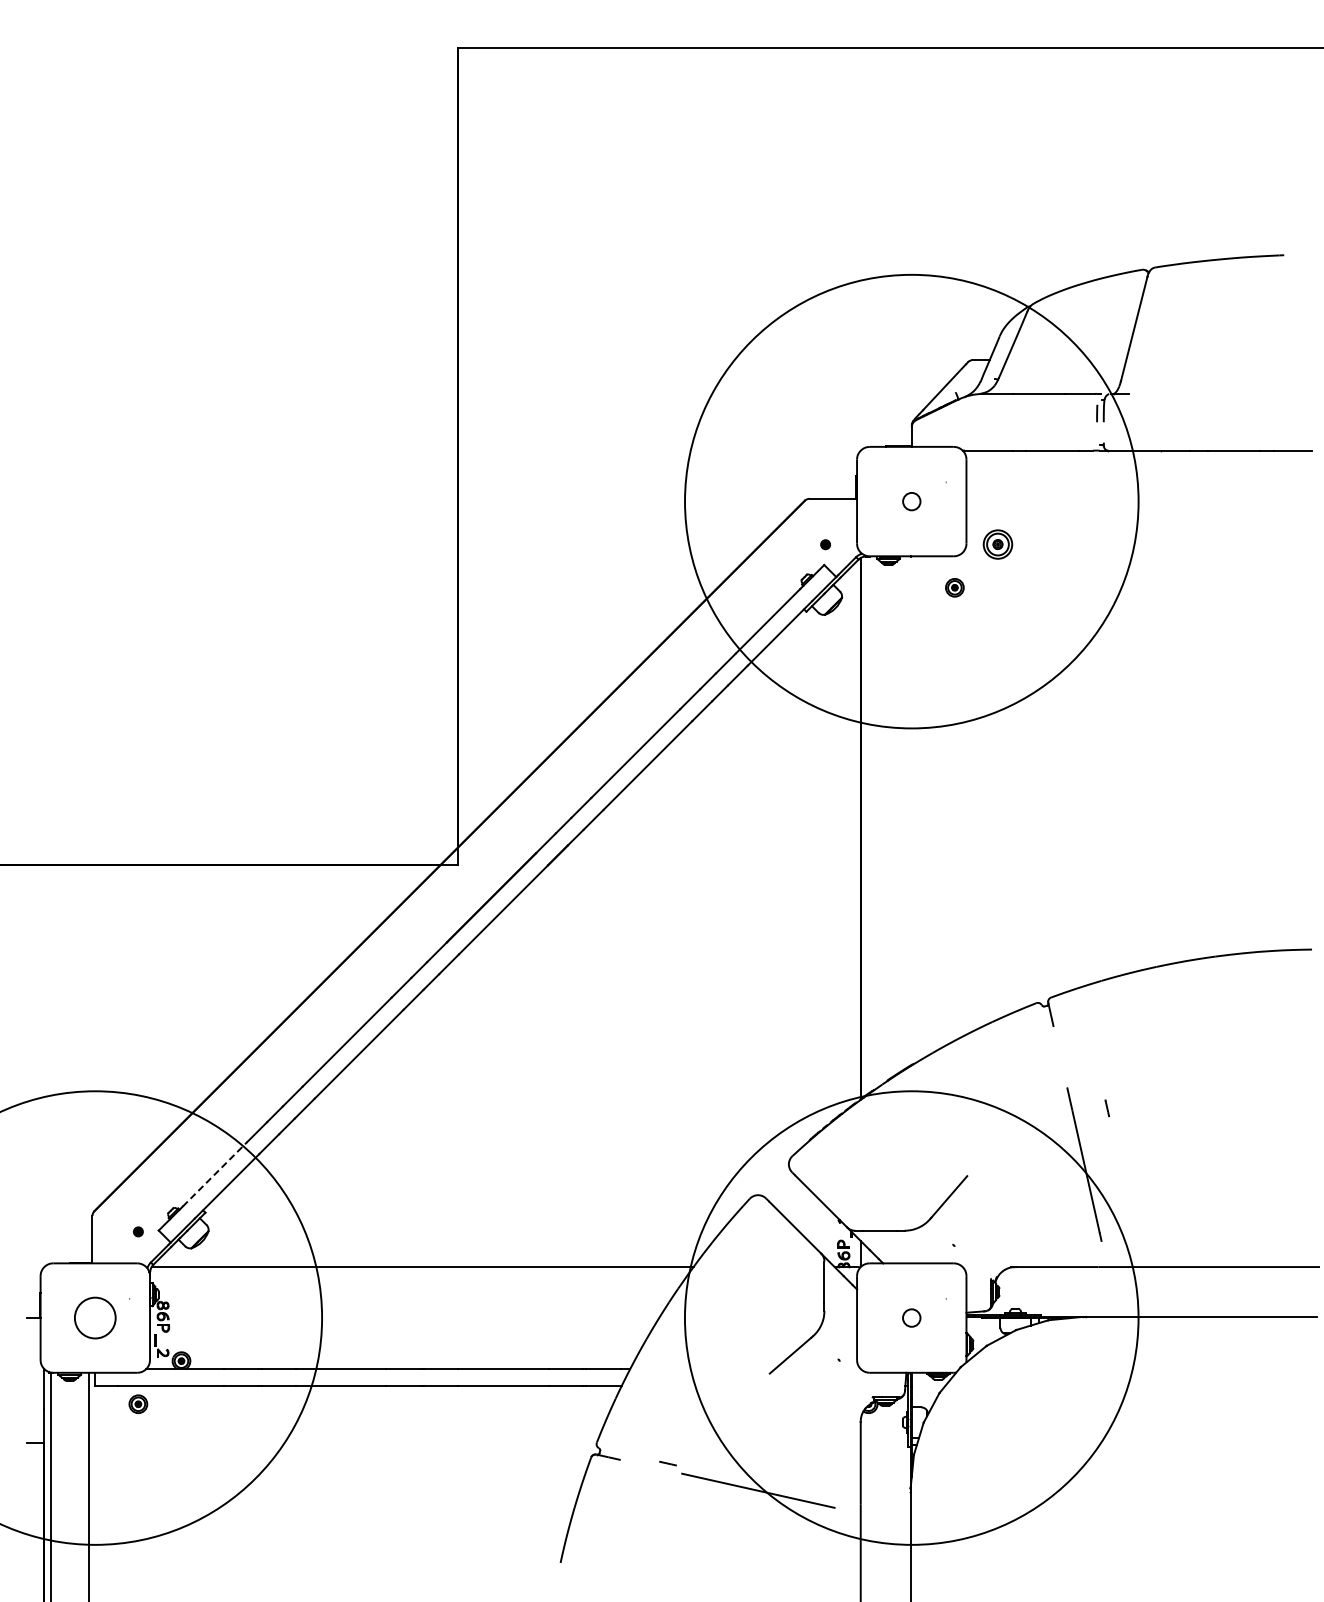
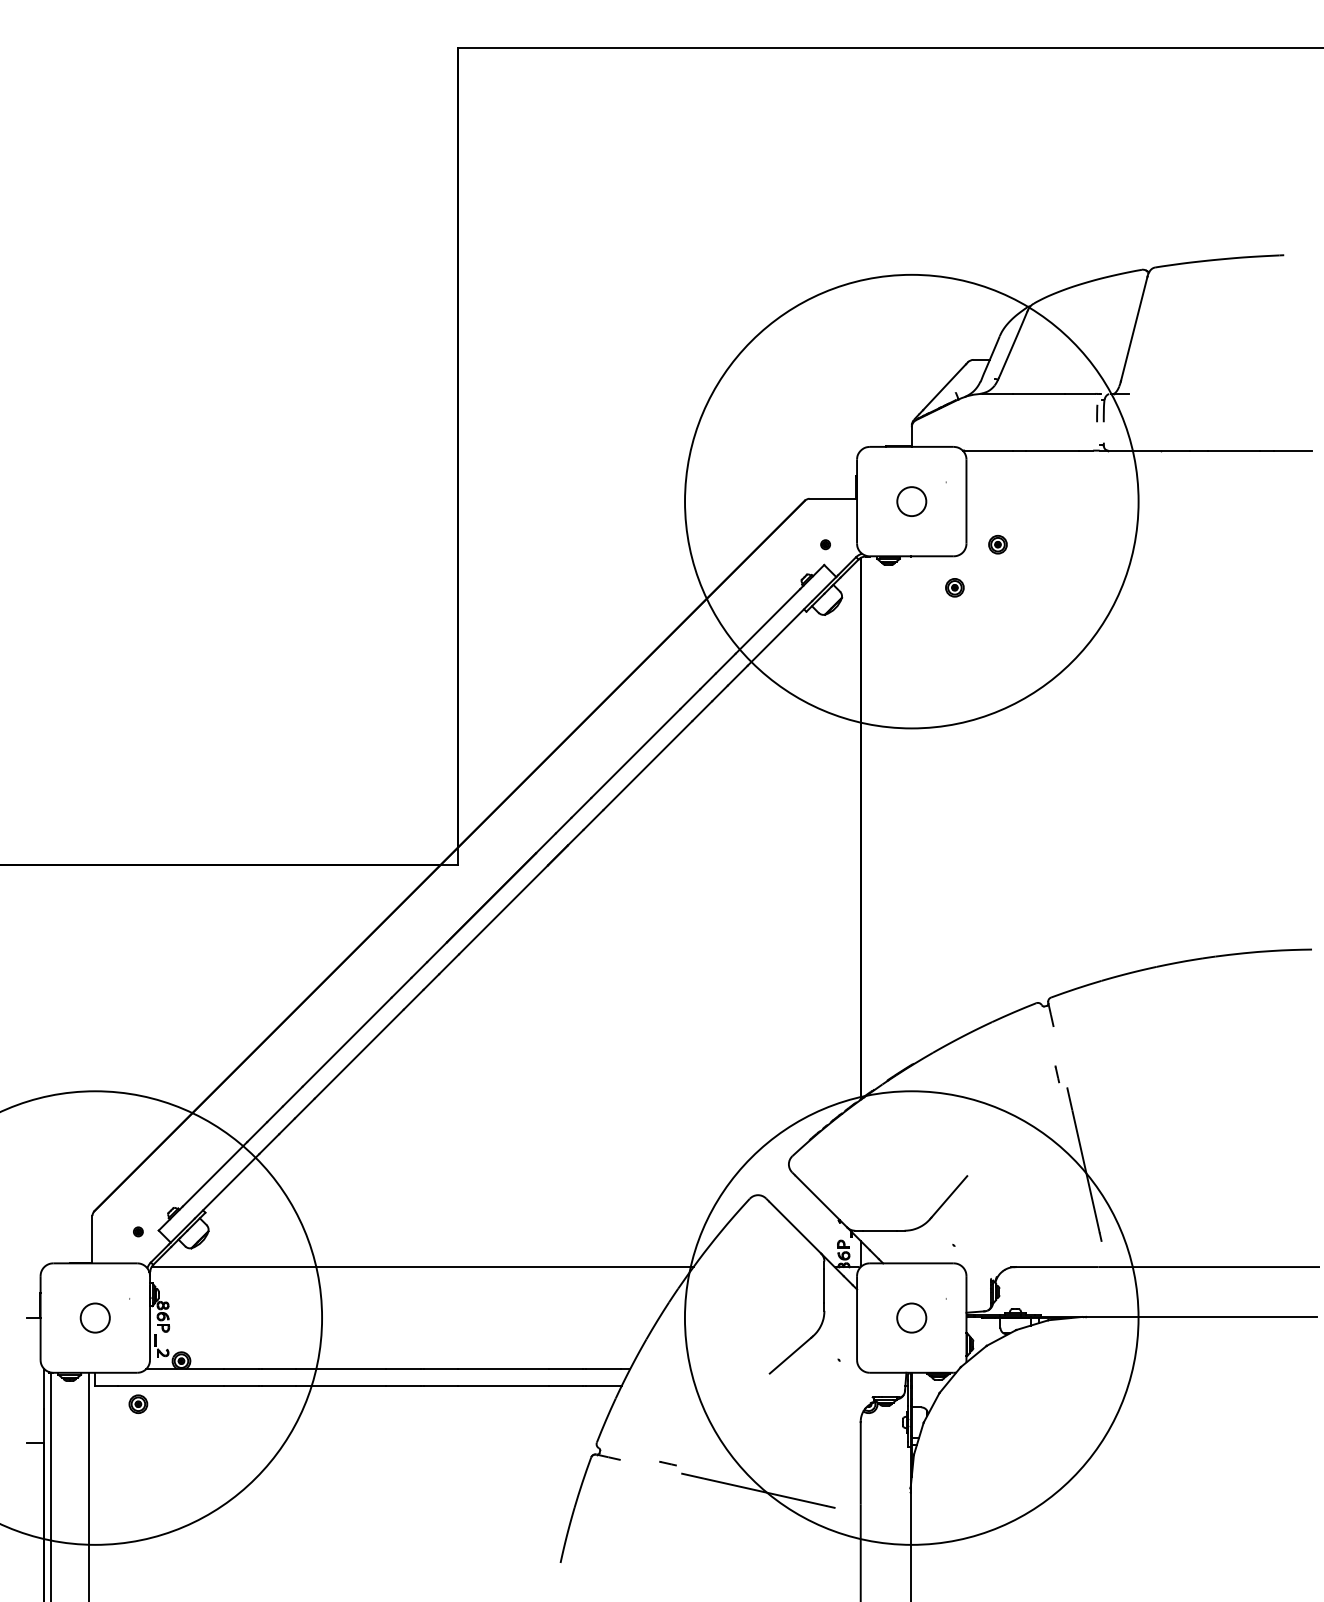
circle diameter: 17 px -> 29 px (911, 501)
part size: 32x31 px -> 20x20 px (997, 544)
line position: (1107, 1108) -> (1057, 1074) (1057, 1074)
line: dashed -> solid (215, 1174)
circle diameter: 41 px -> 29 px (94, 1317)
circle diameter: 17 px -> 29 px (911, 1317)
